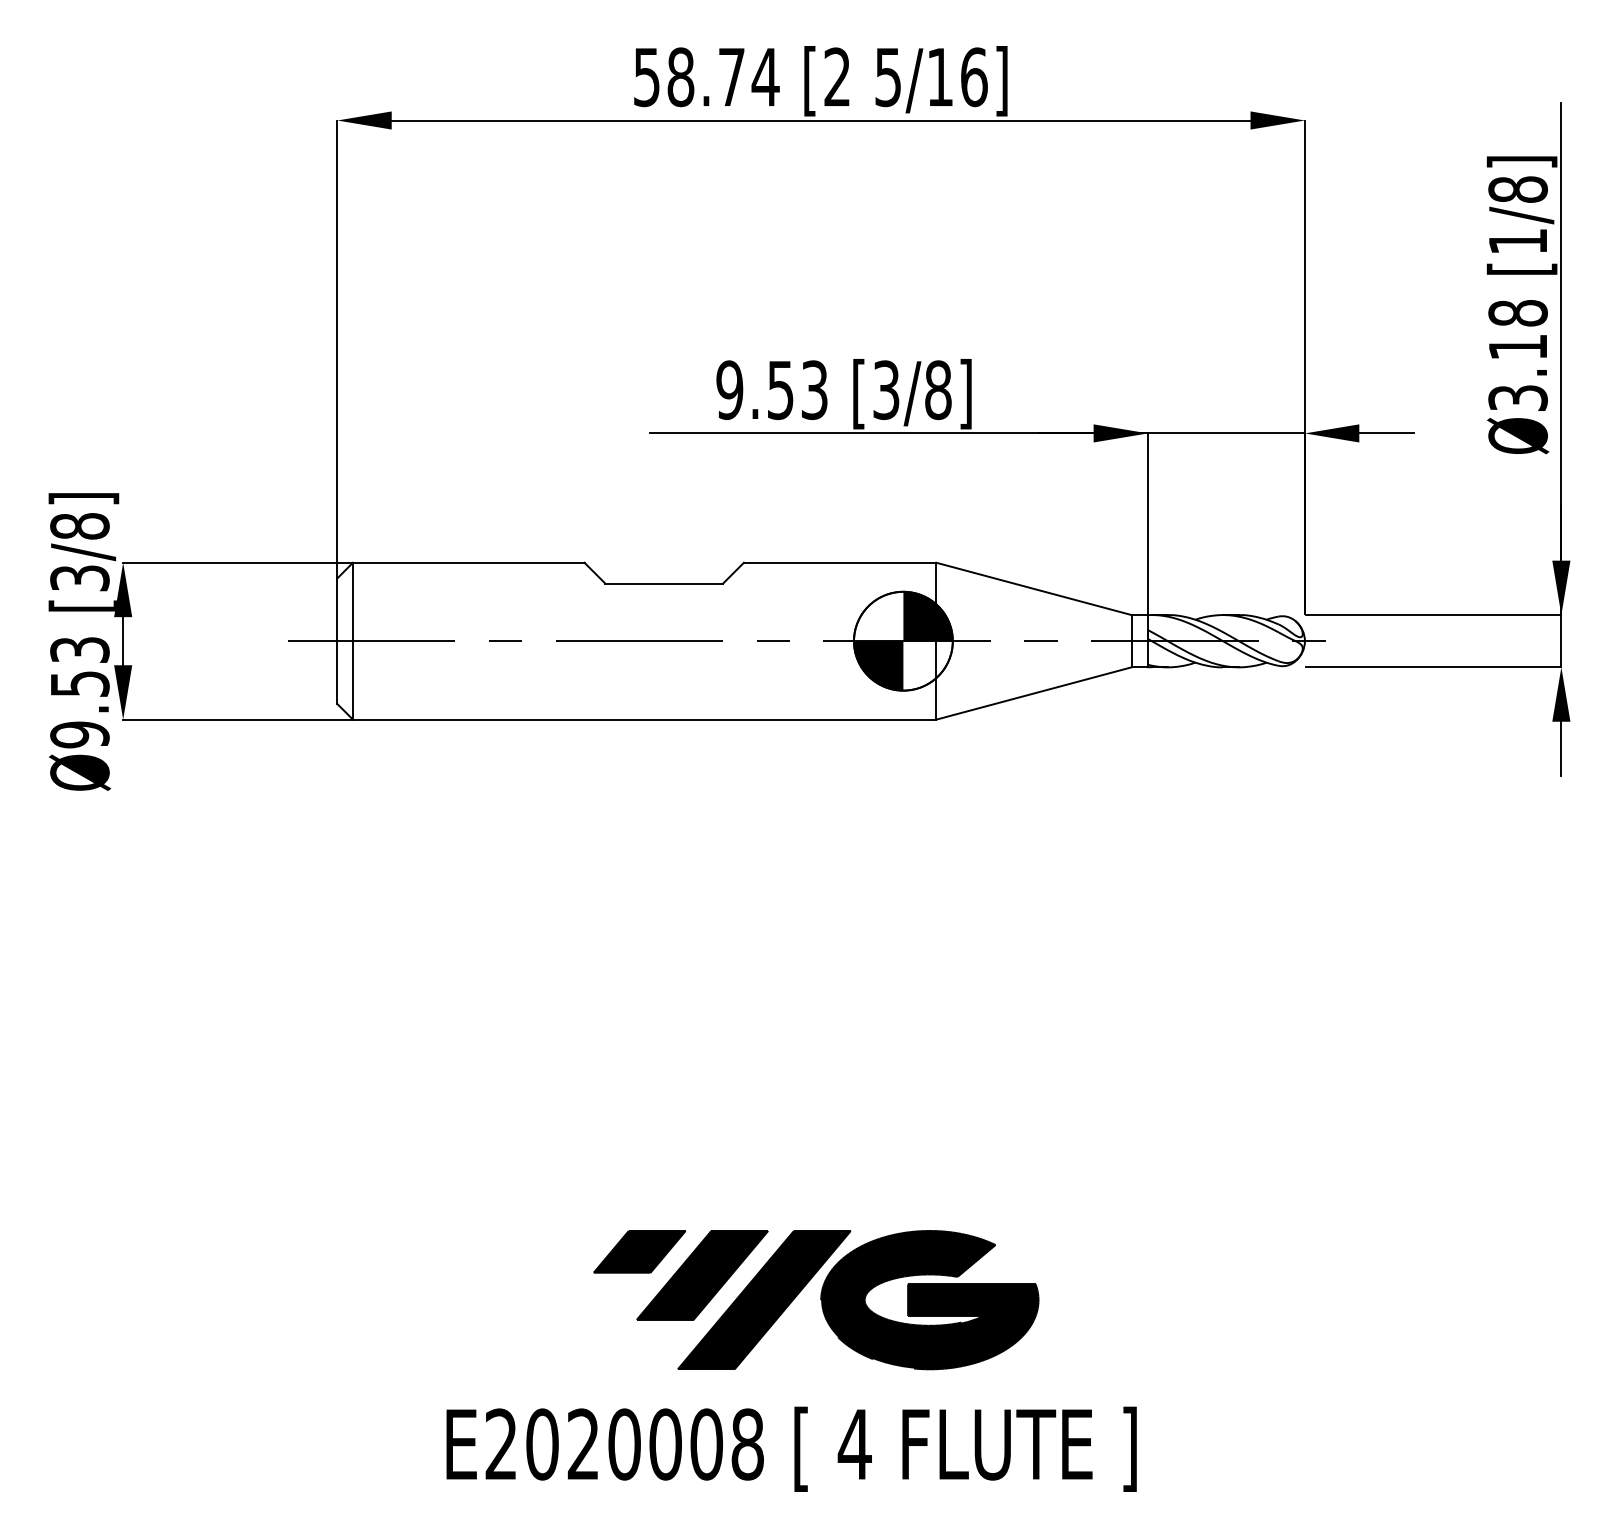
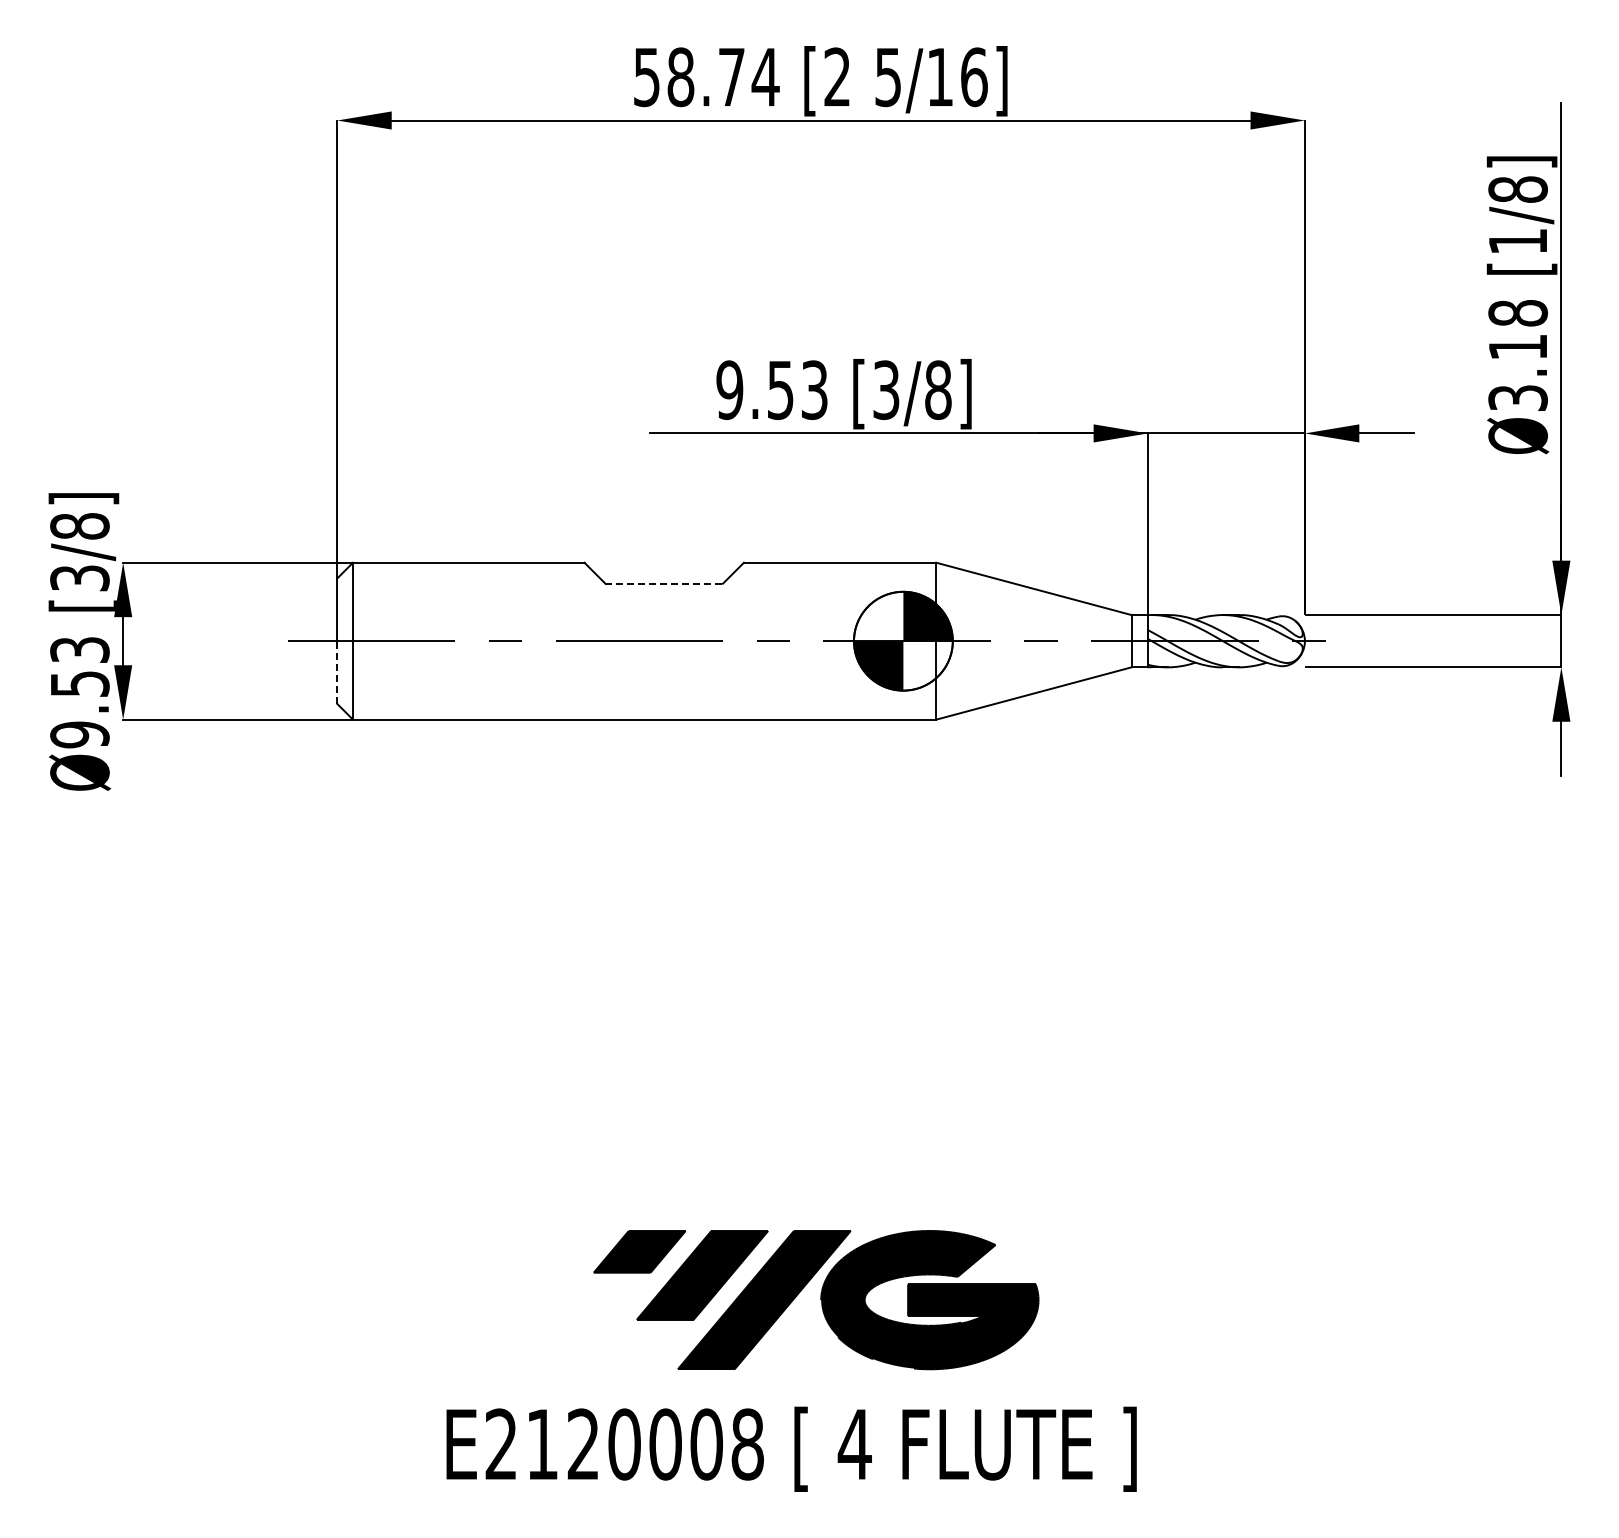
line: solid -> dashed (664, 583)
line: solid -> dashed (337, 672)
text: E2020008 -> E2120008 (542, 1444)
